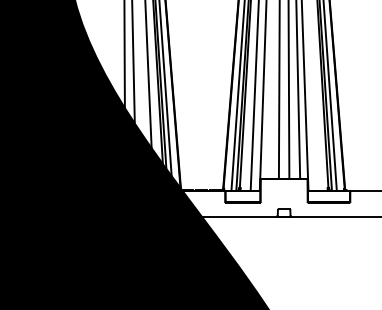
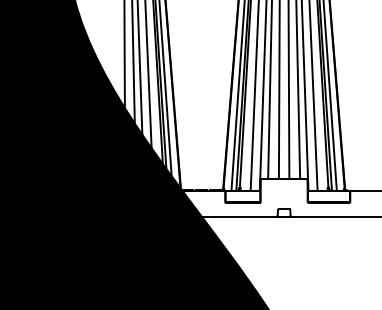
line: none -> present (139, 68)
line: none -> present (269, 90)
line: none -> present (313, 96)
